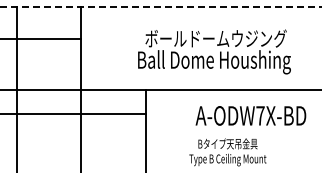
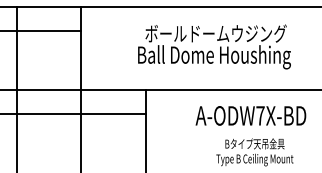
line: dashed -> solid (161, 6)
line position: (41, 38) -> (41, 30) (41, 30)
text position: (214, 51) -> (214, 46) (214, 46)
text position: (227, 152) -> (254, 152) (254, 152)
